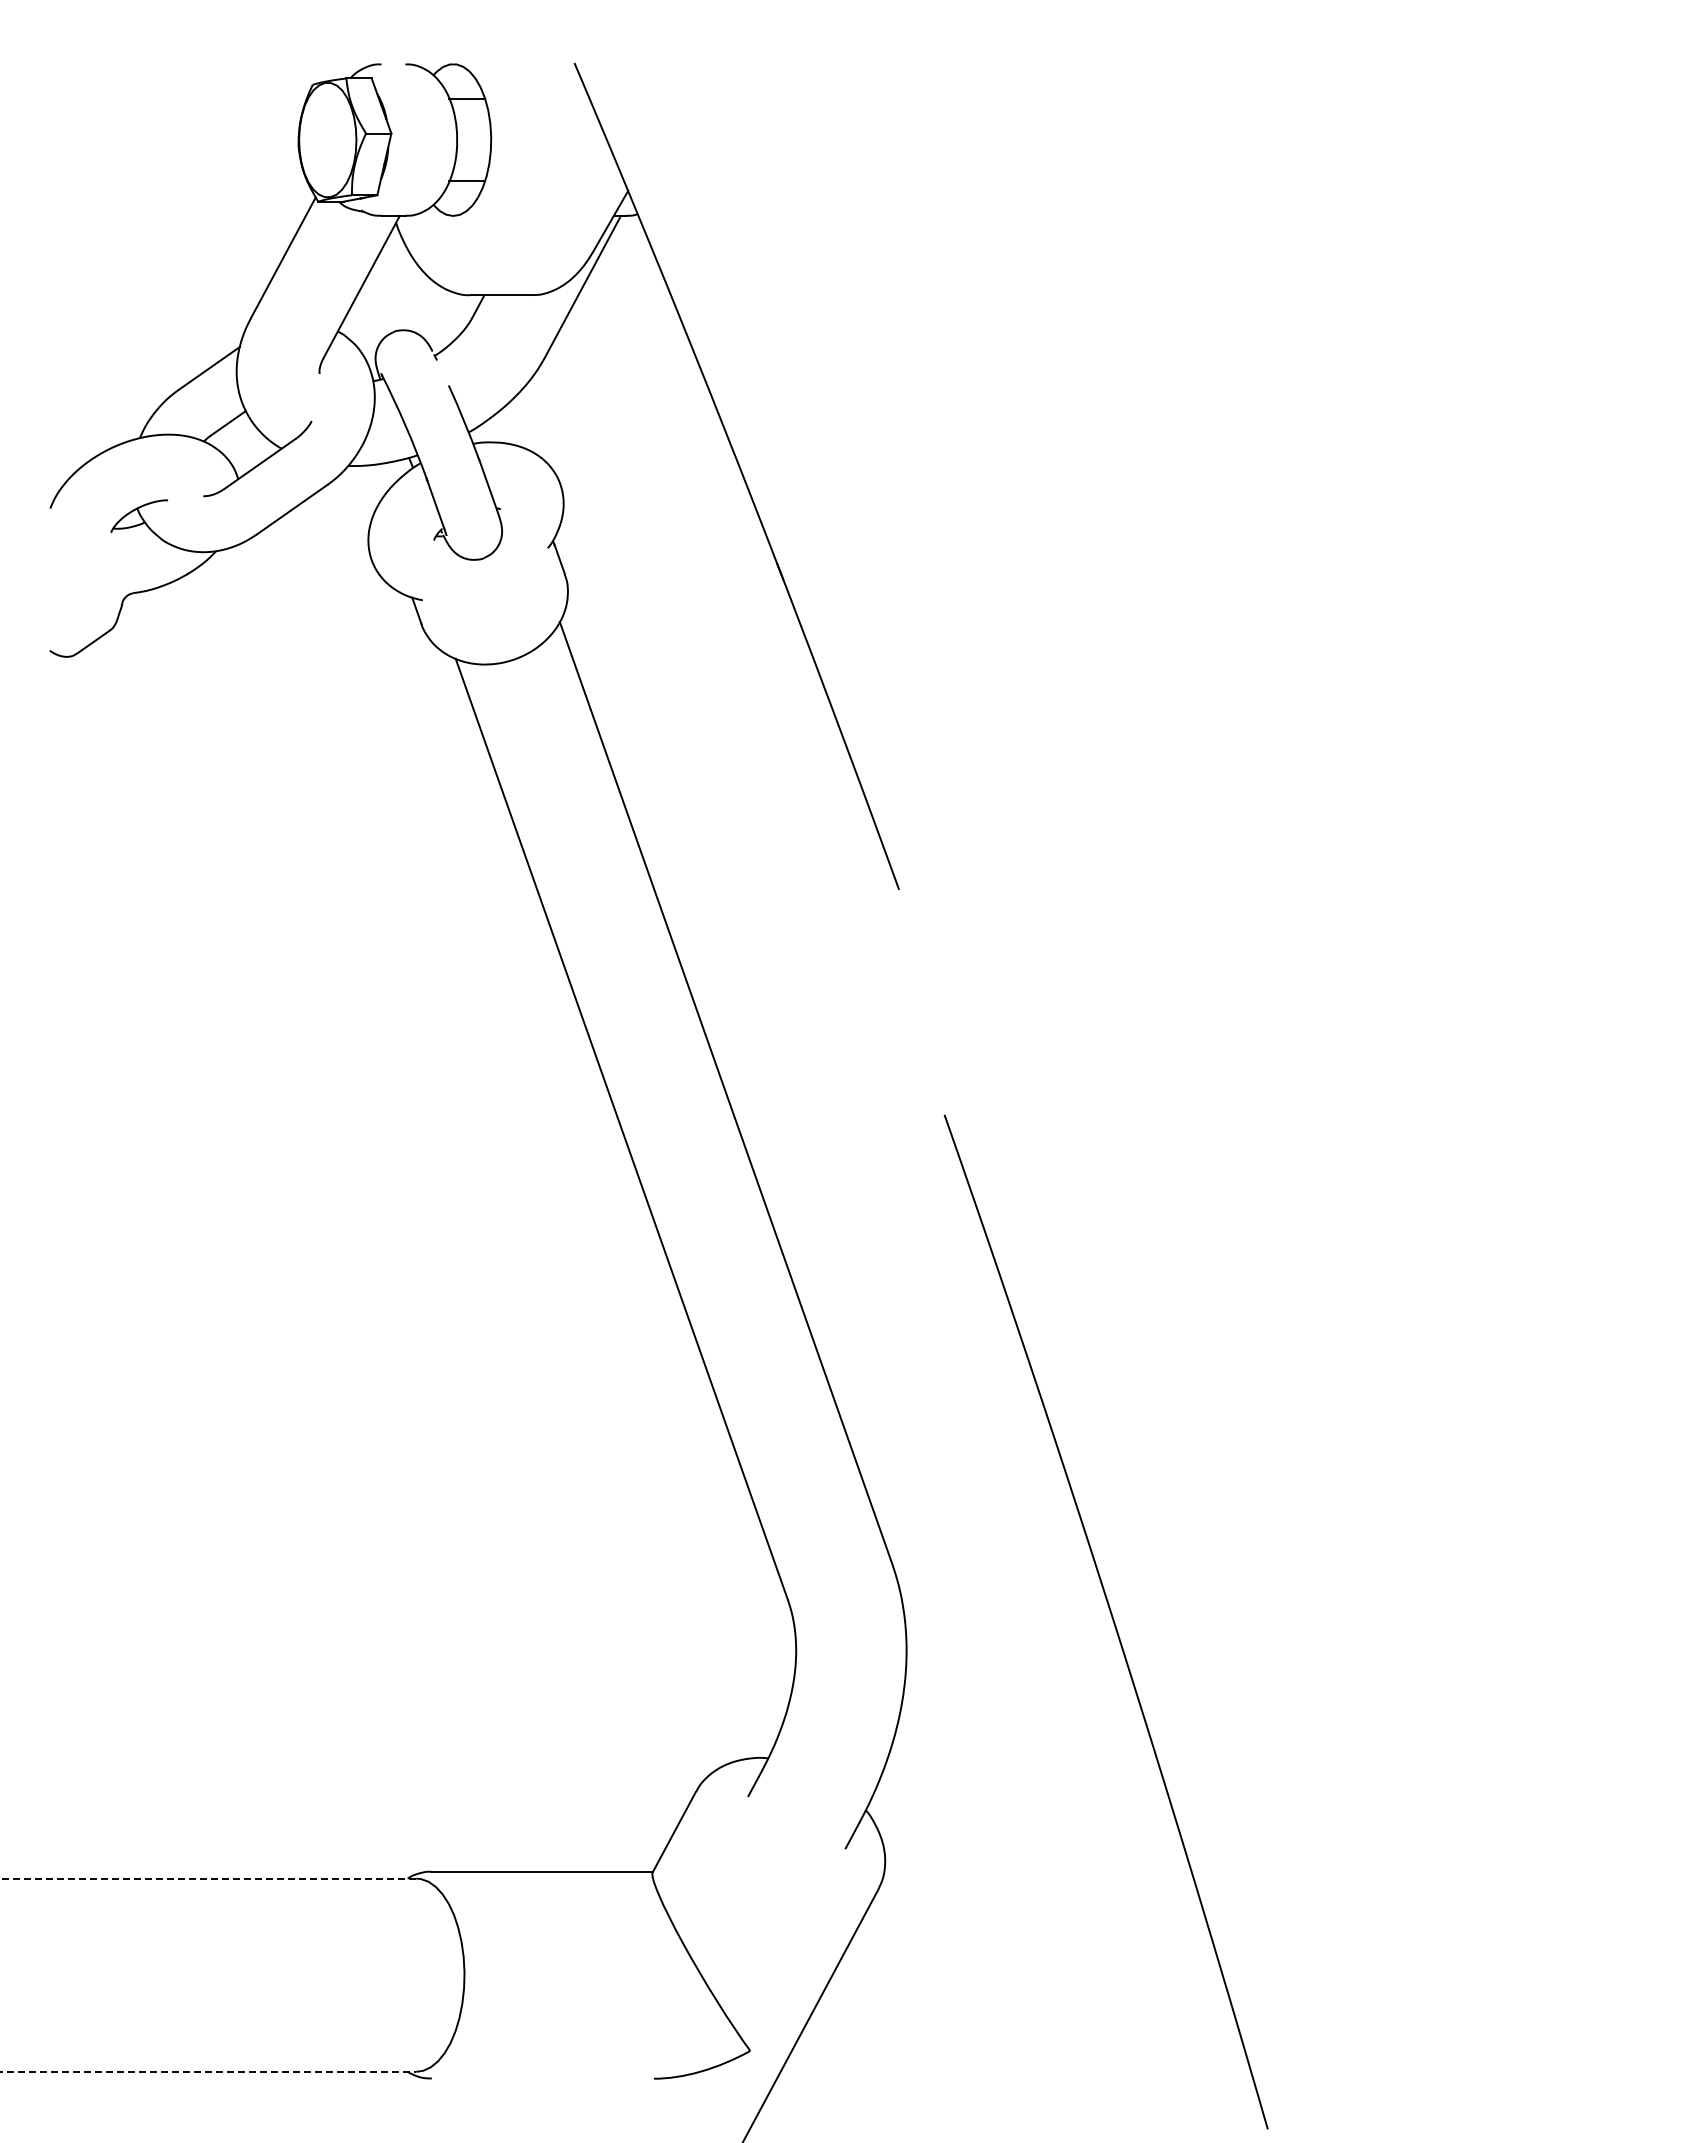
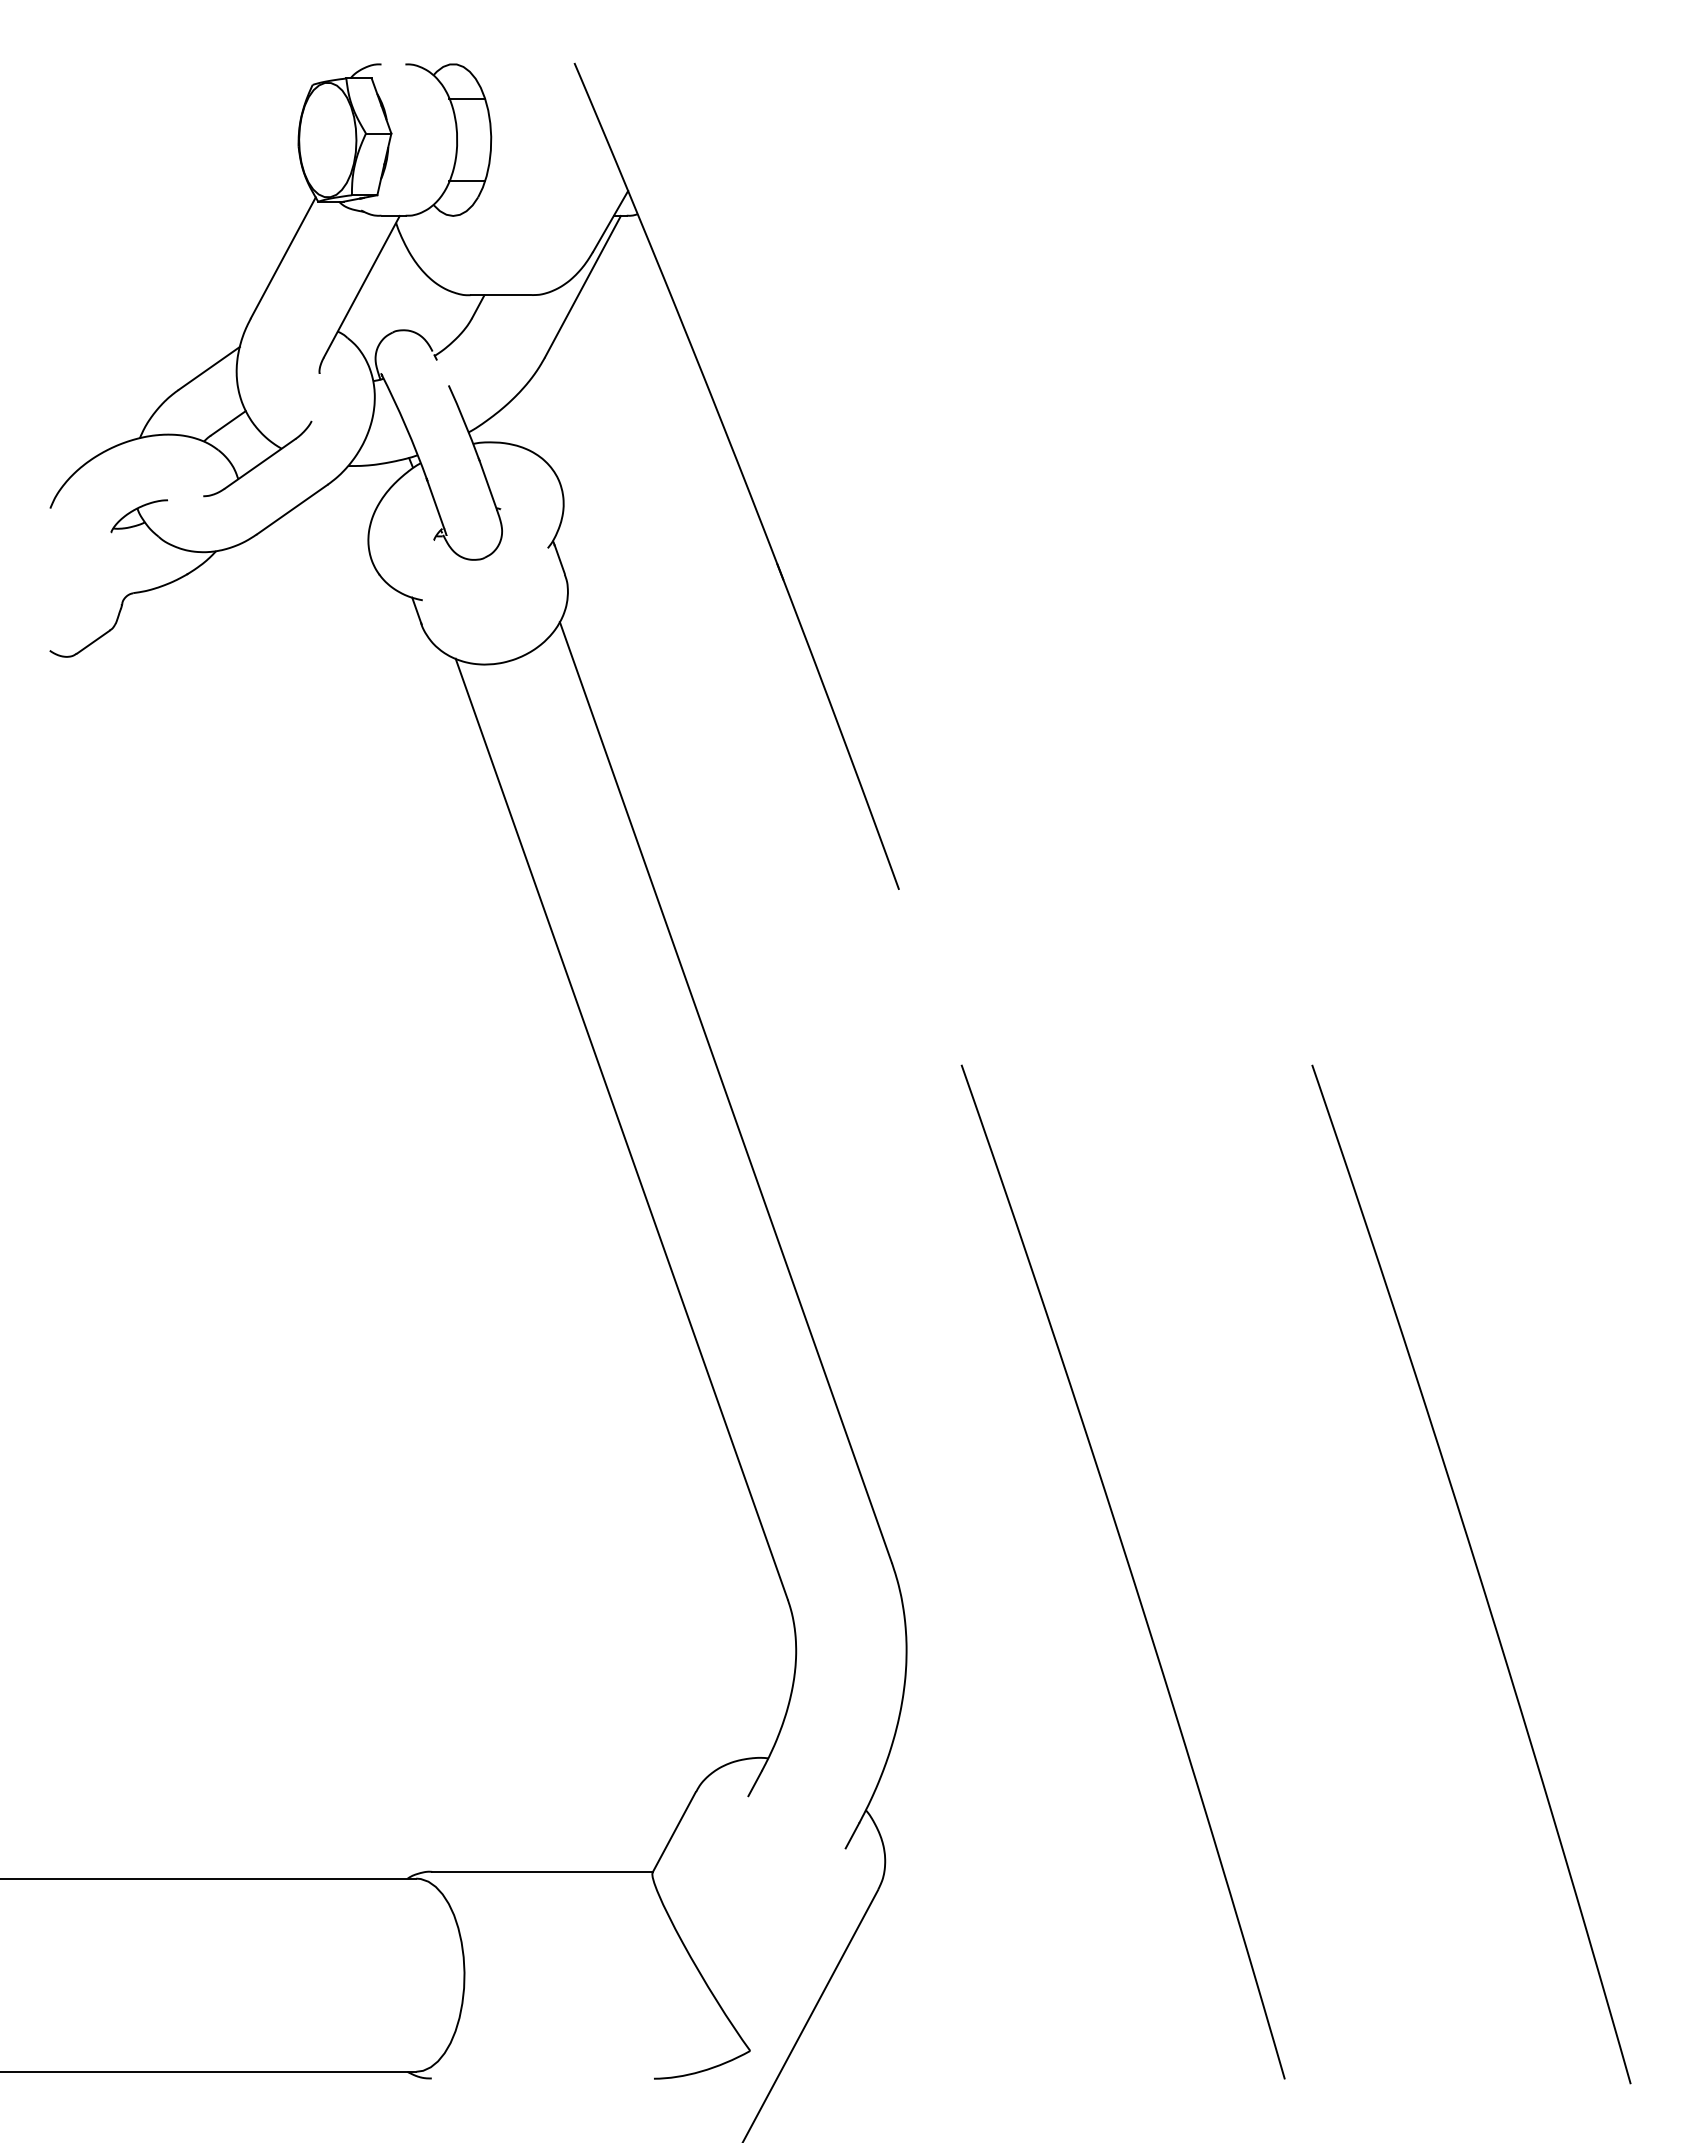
curve: none -> present (1477, 1573)
curve position: (1112, 1621) -> (1129, 1571) (1129, 1571)
line: dashed -> solid (208, 1878)
line: dashed -> solid (208, 2071)
